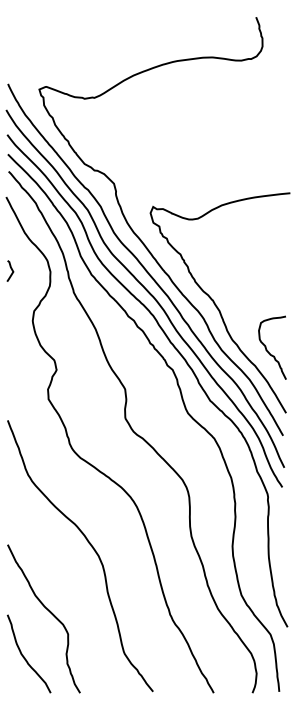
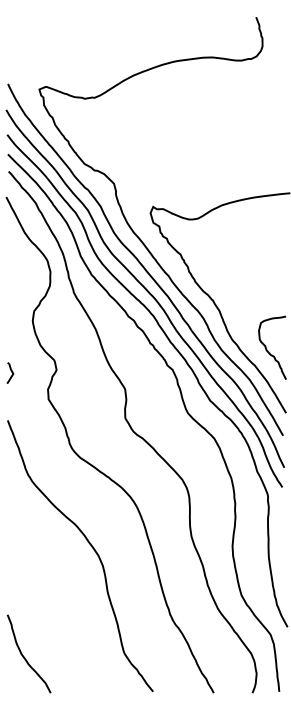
curve position: (11, 270) -> (11, 372) (11, 372)
curve: present -> none (49, 612)
